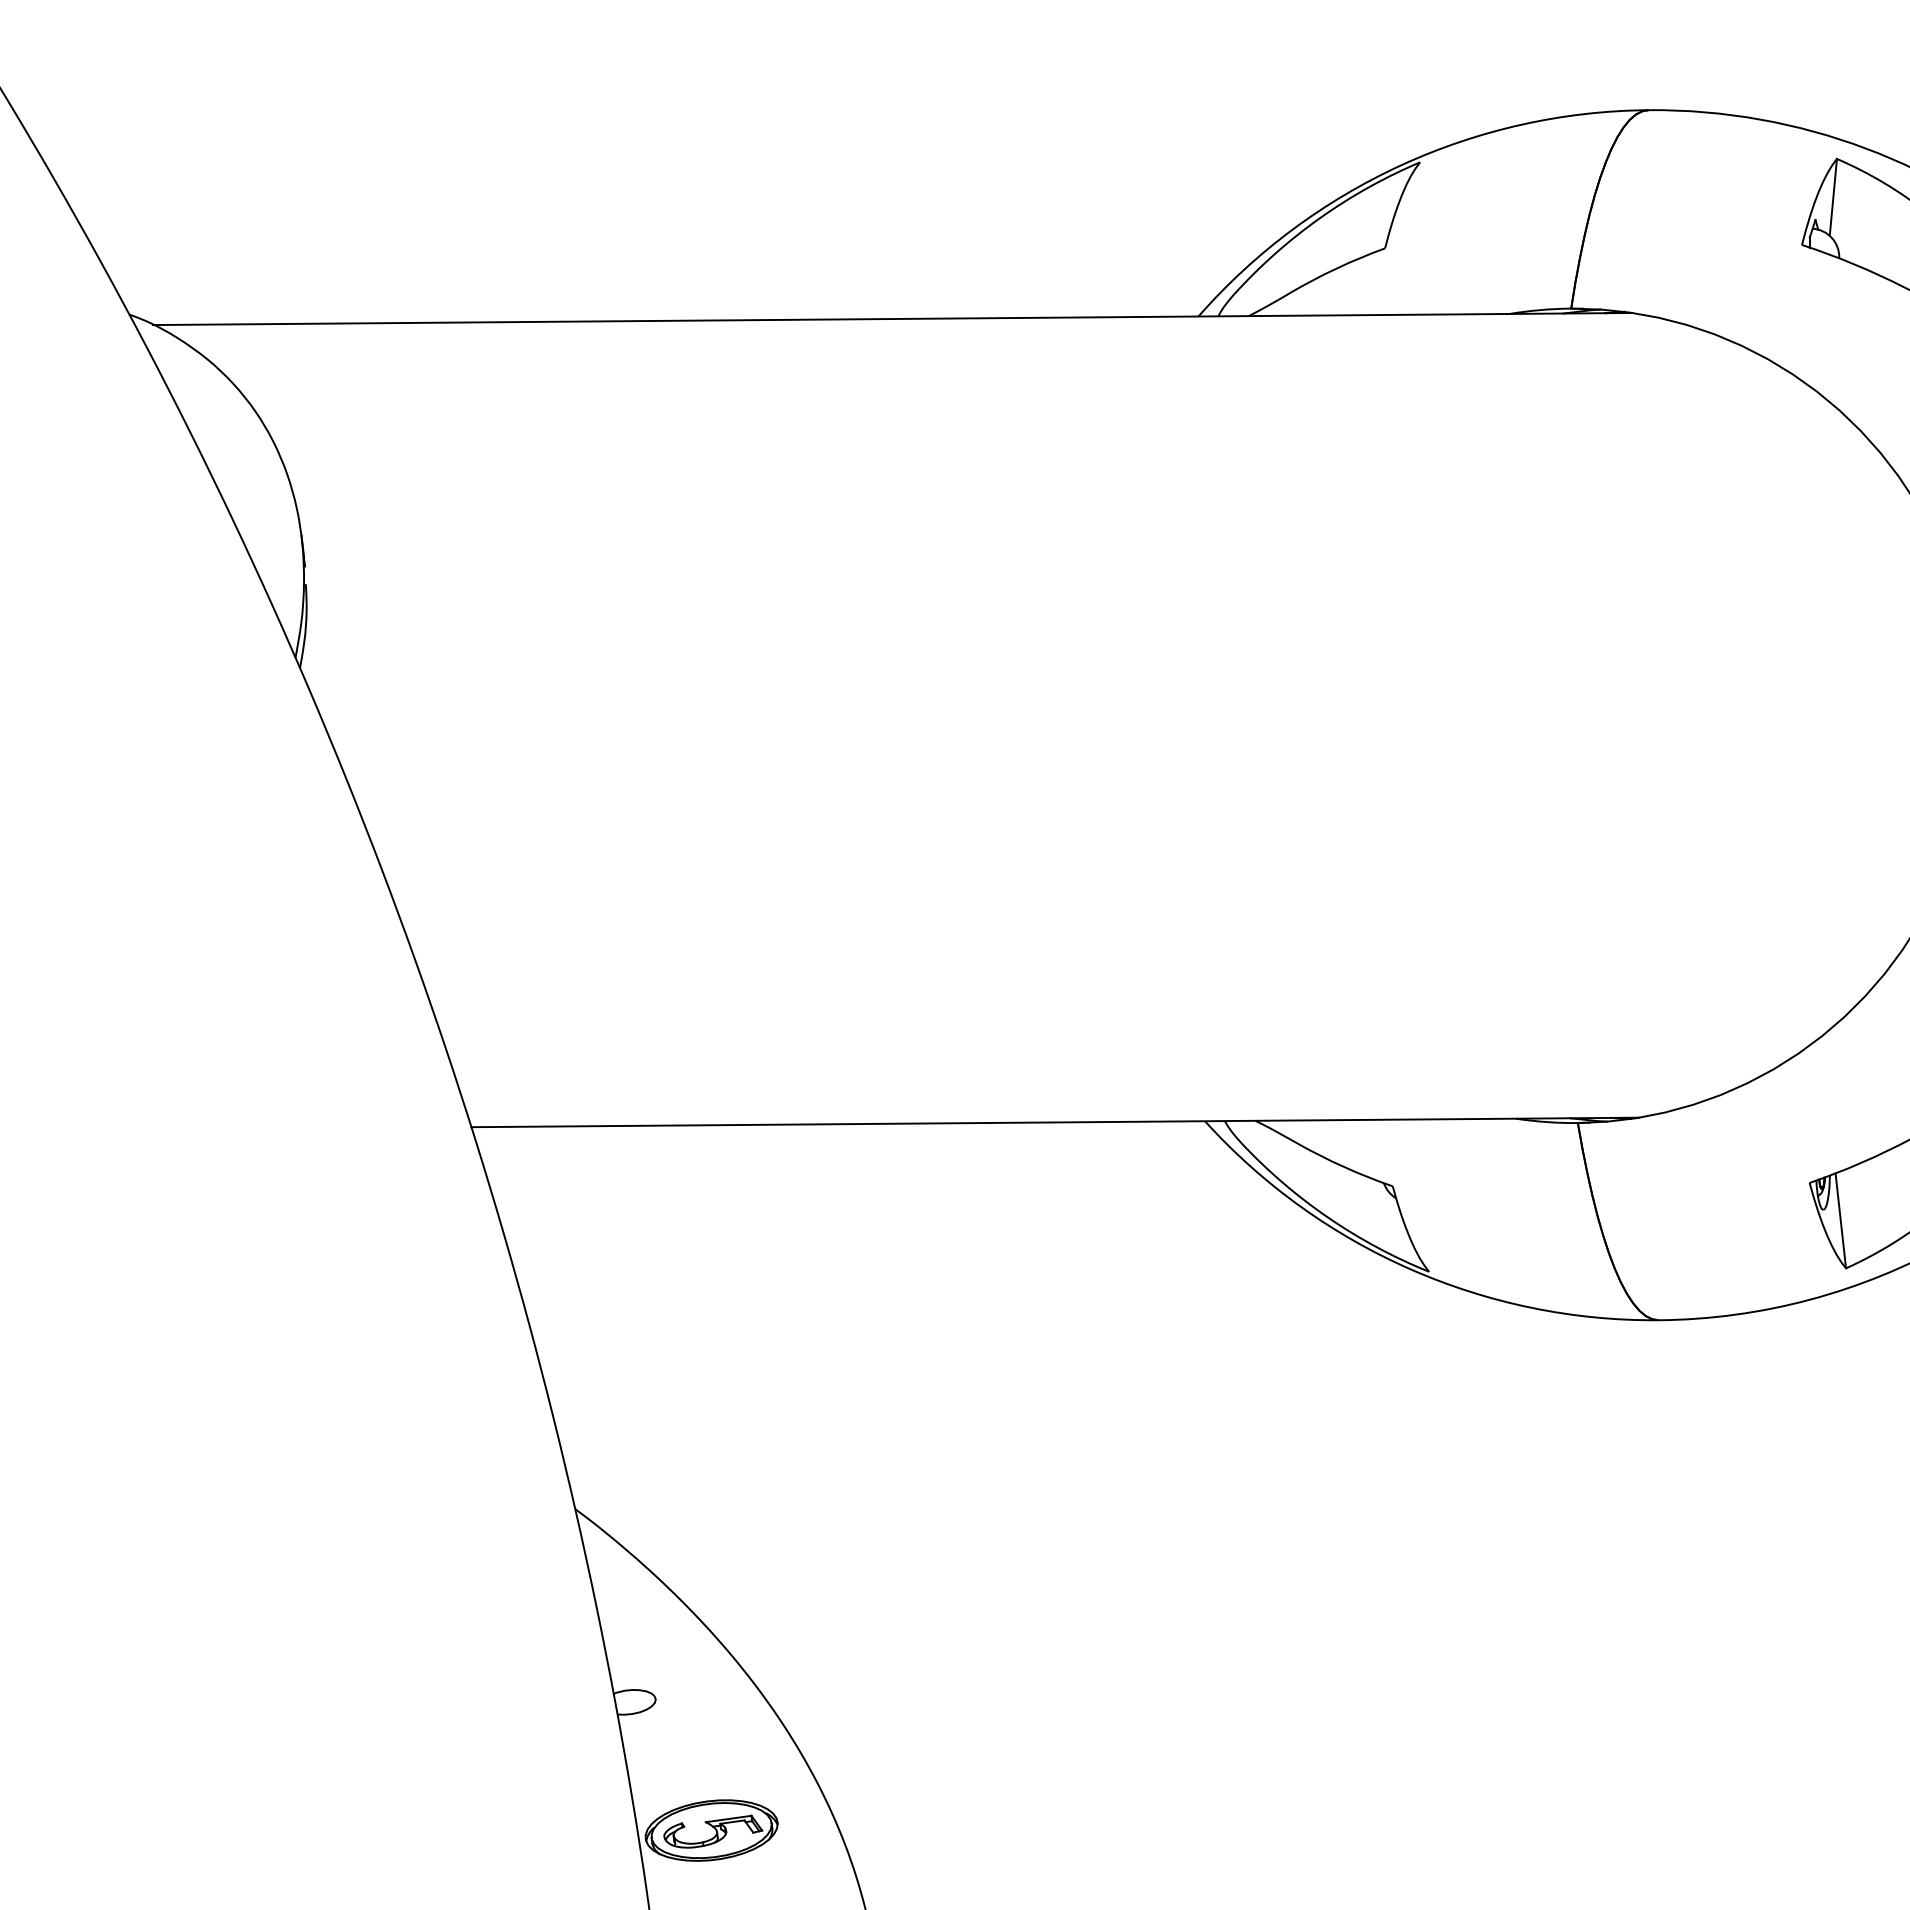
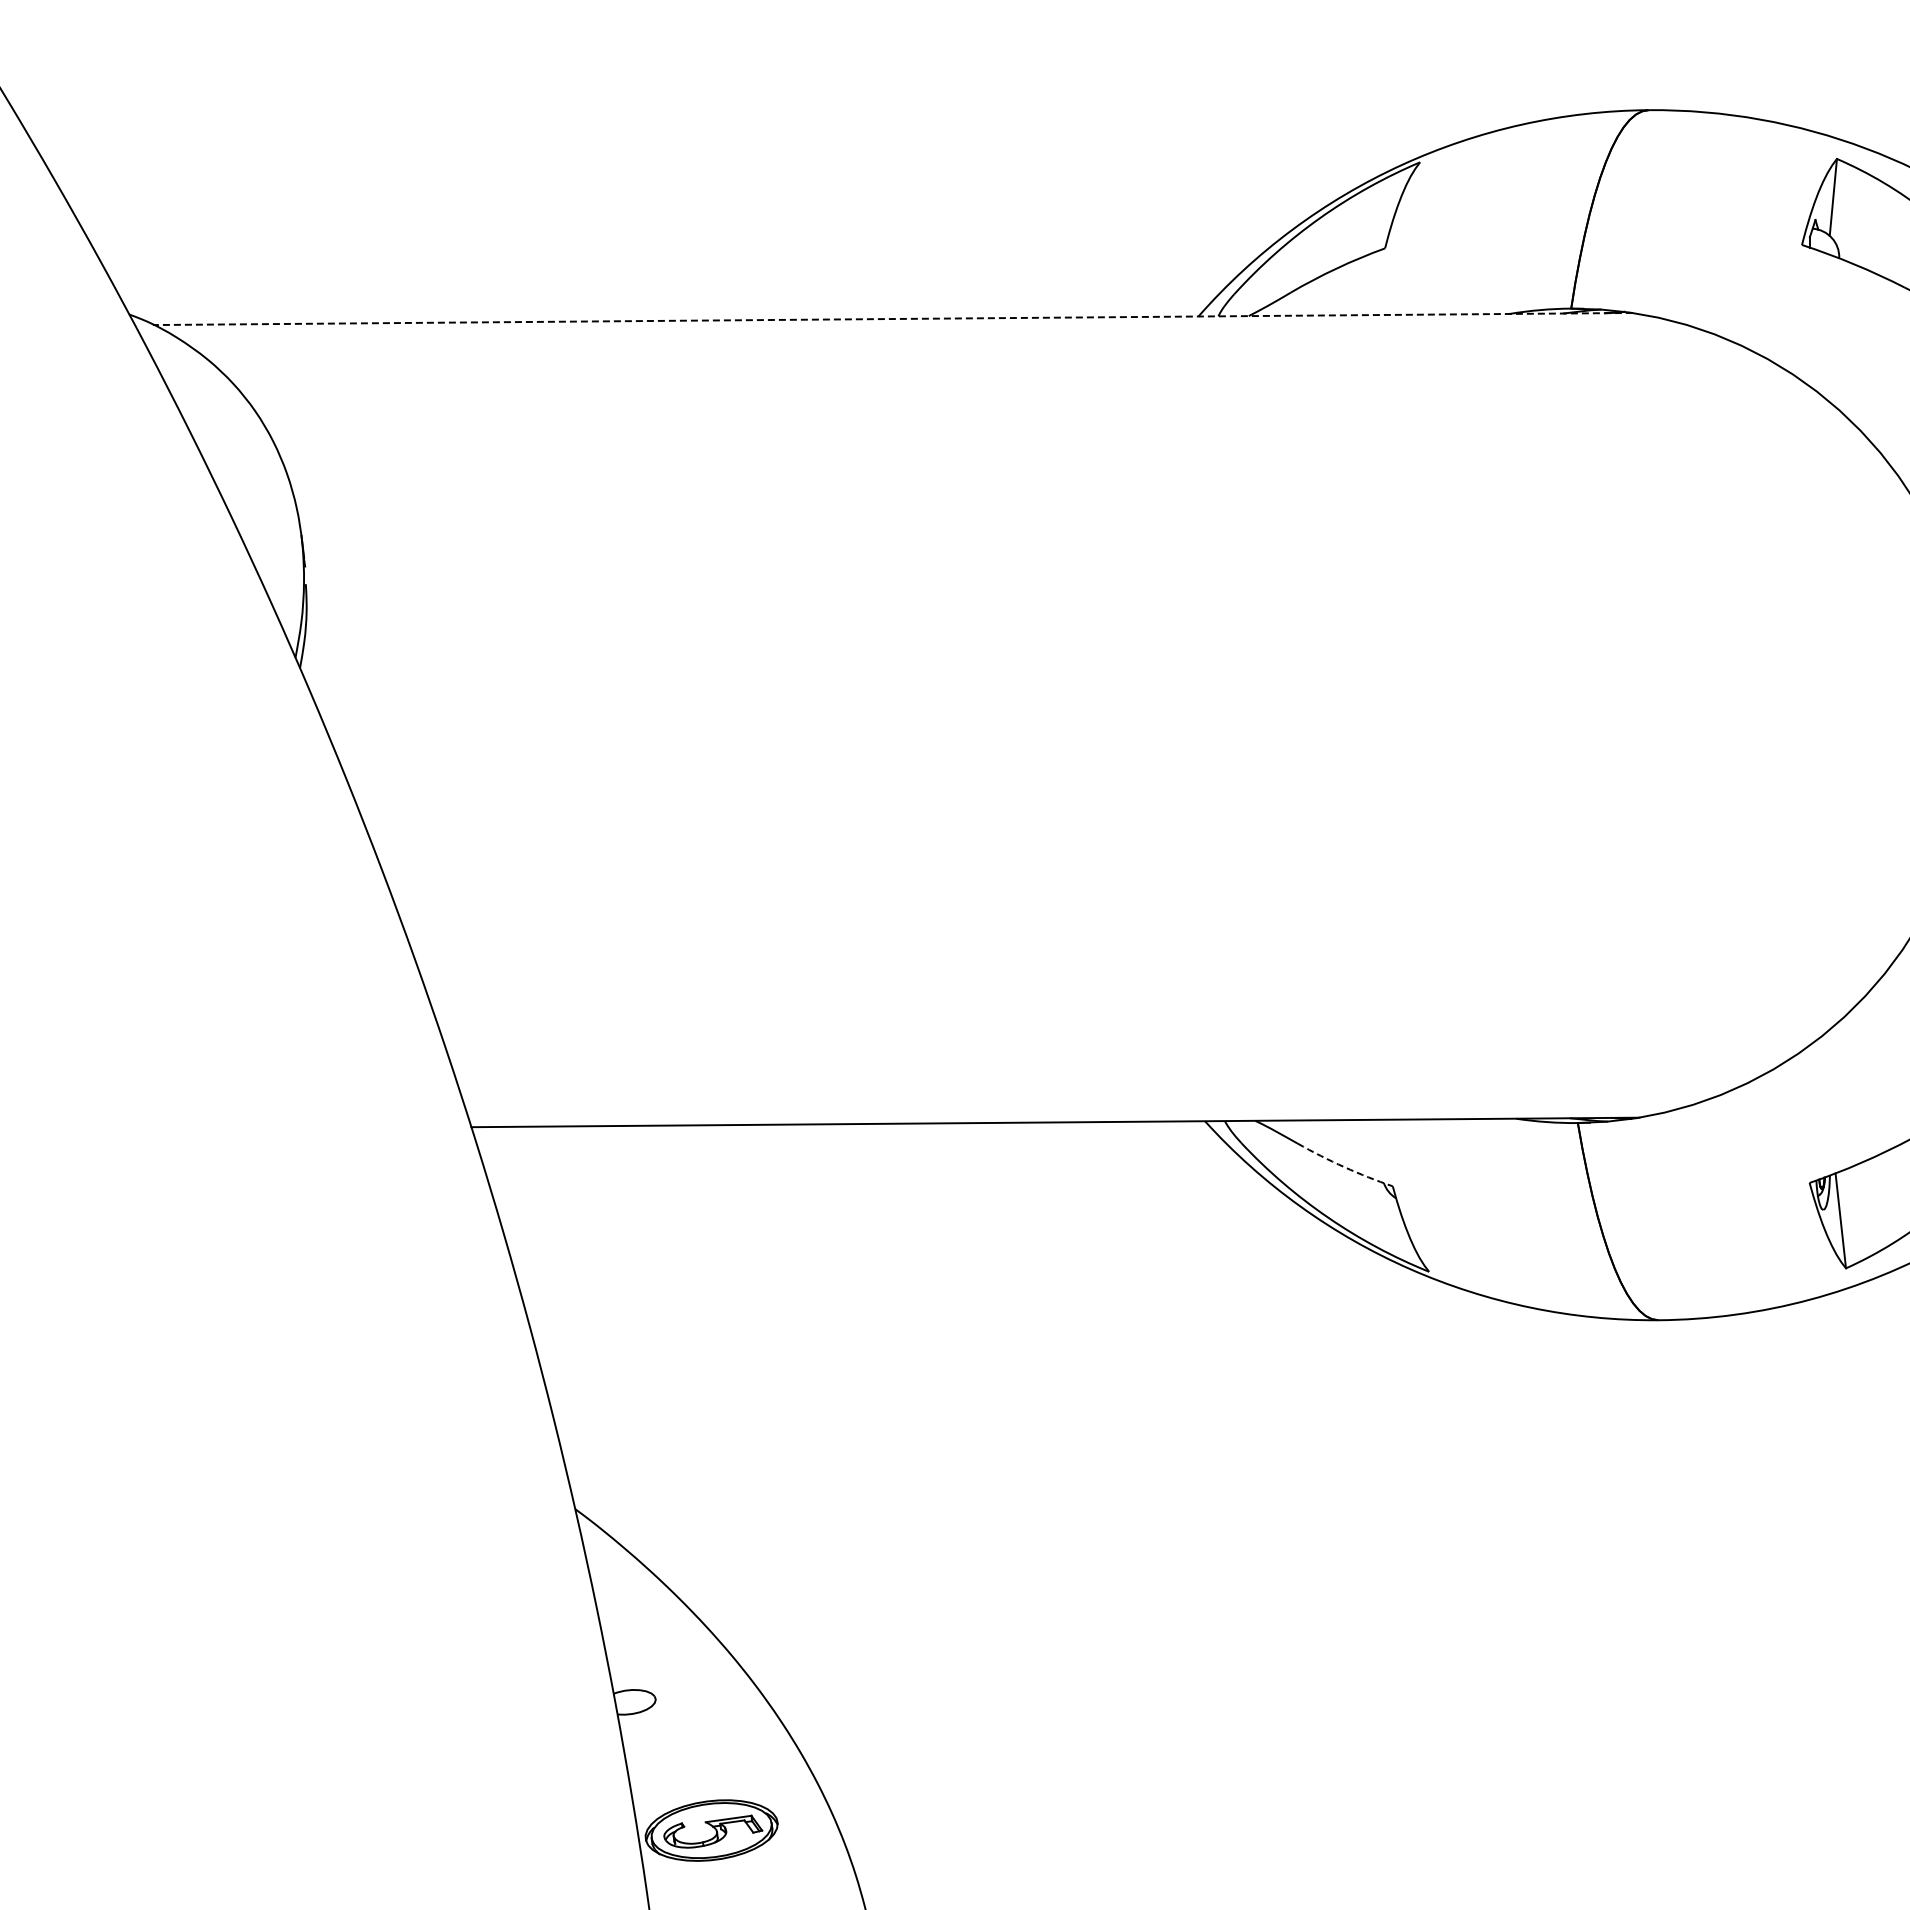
line: solid -> dashed (892, 319)
arc: solid -> dashed (1344, 1167)
